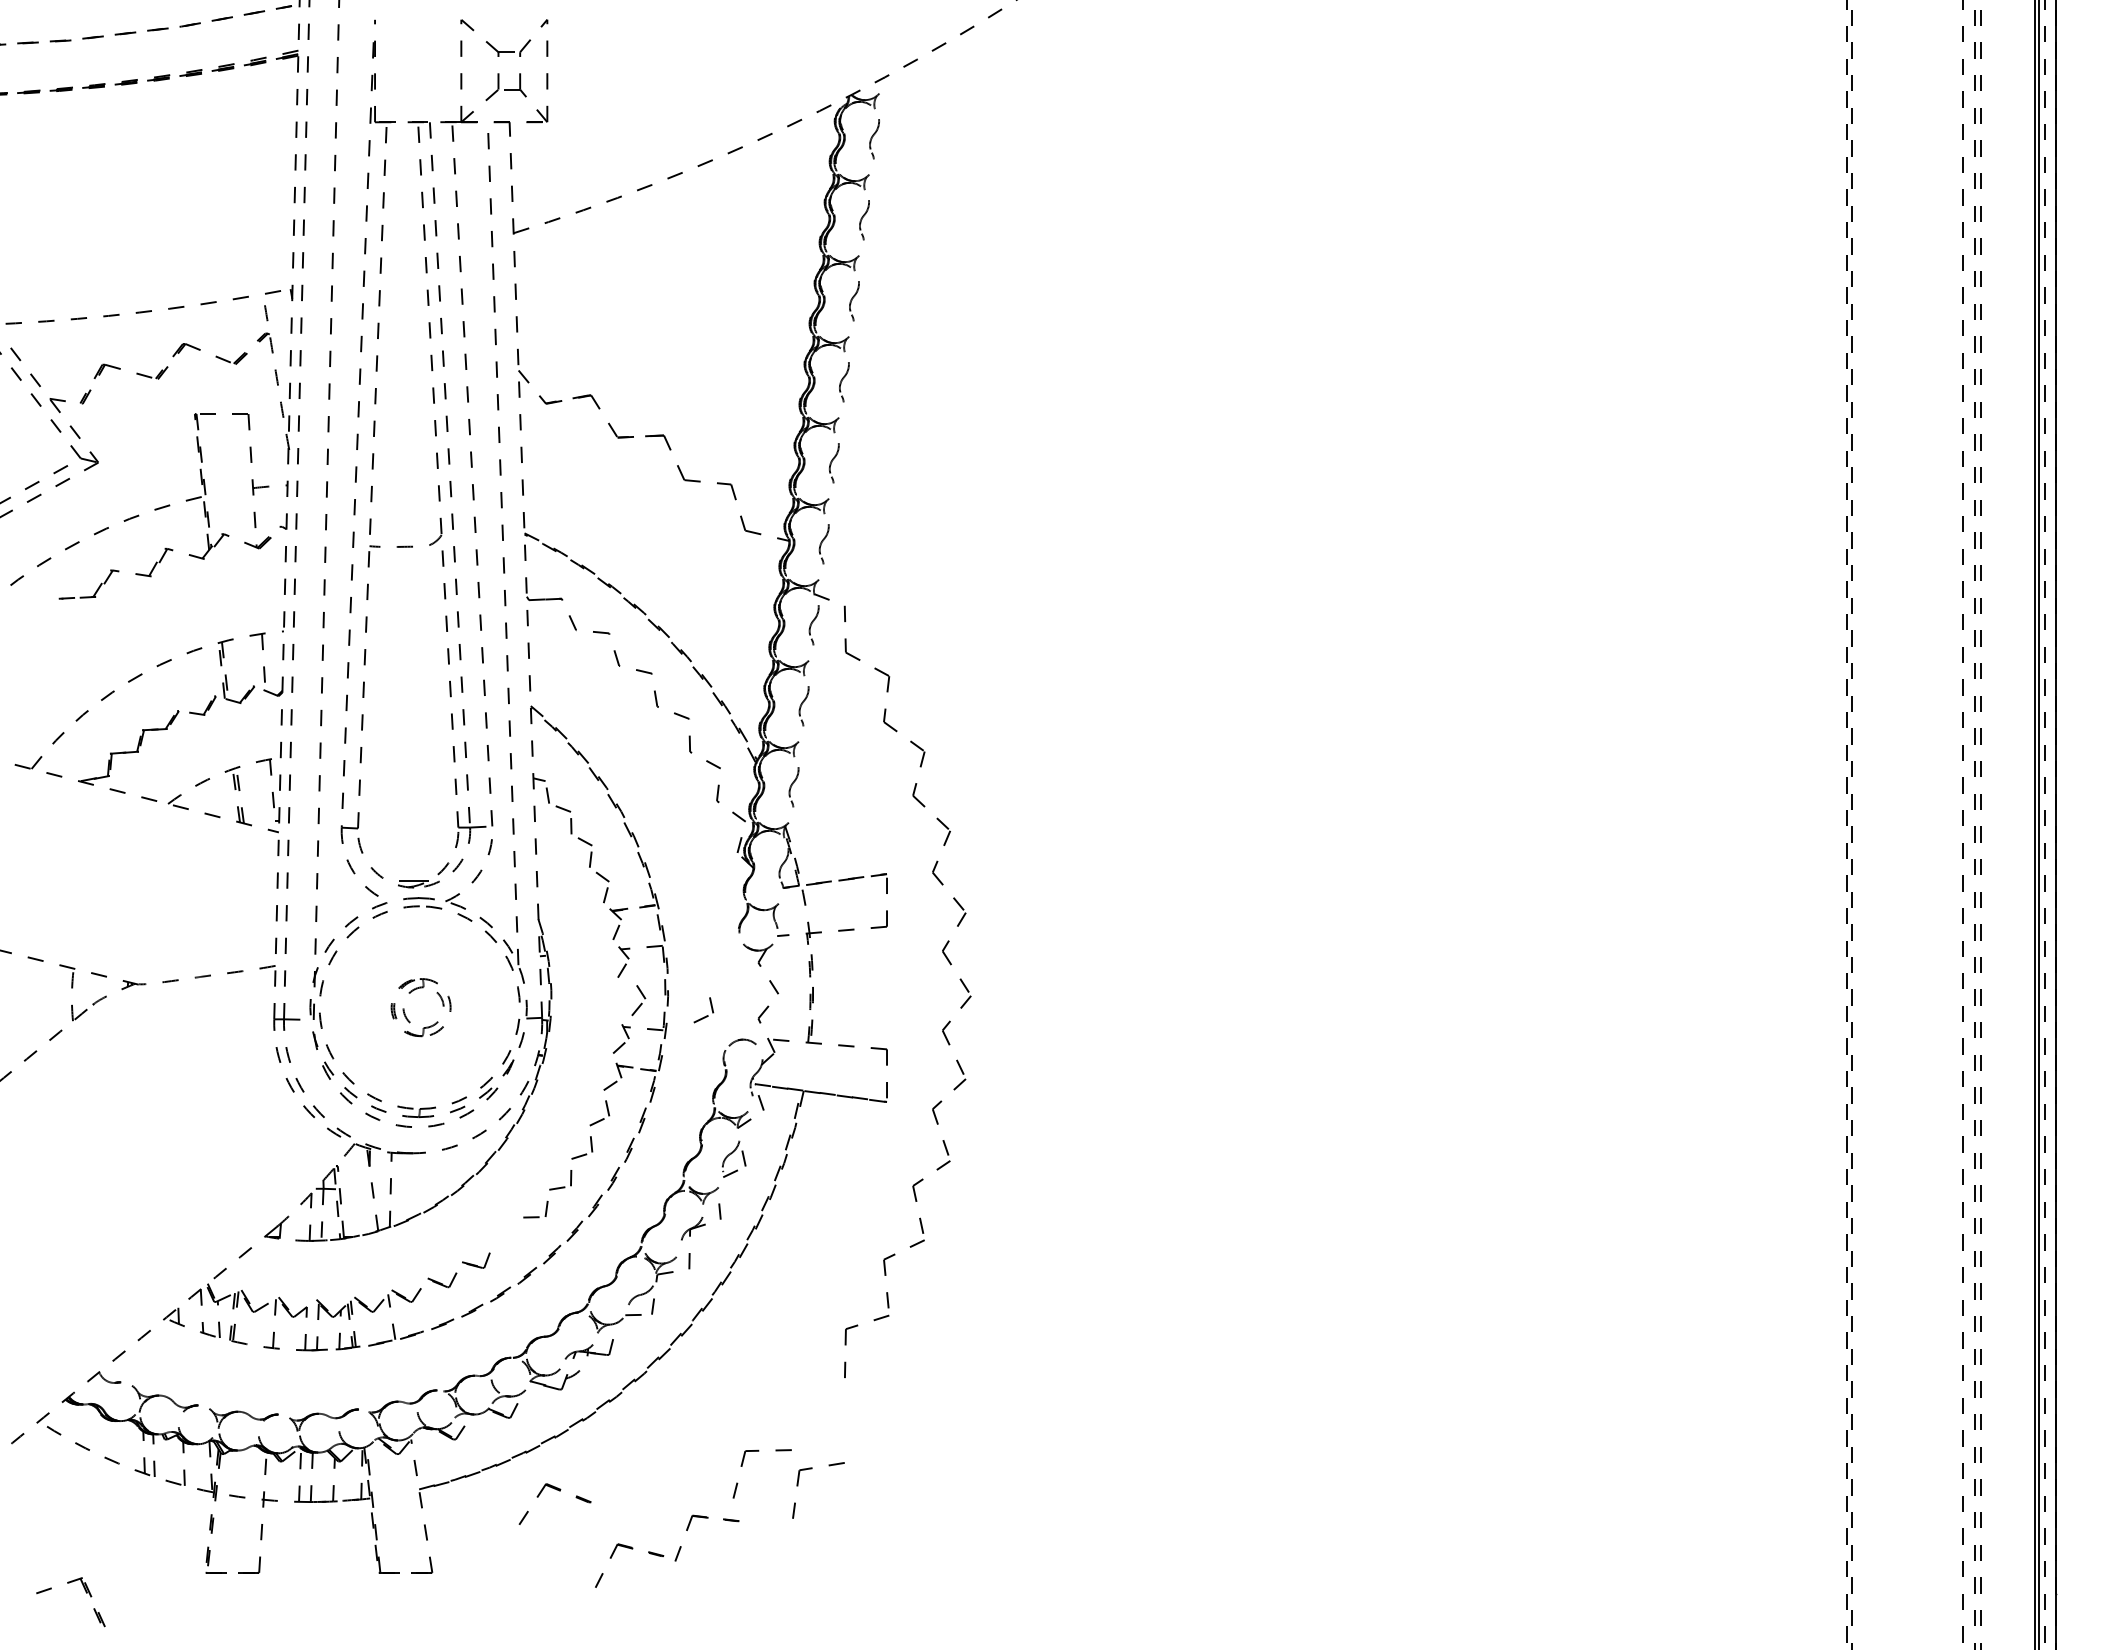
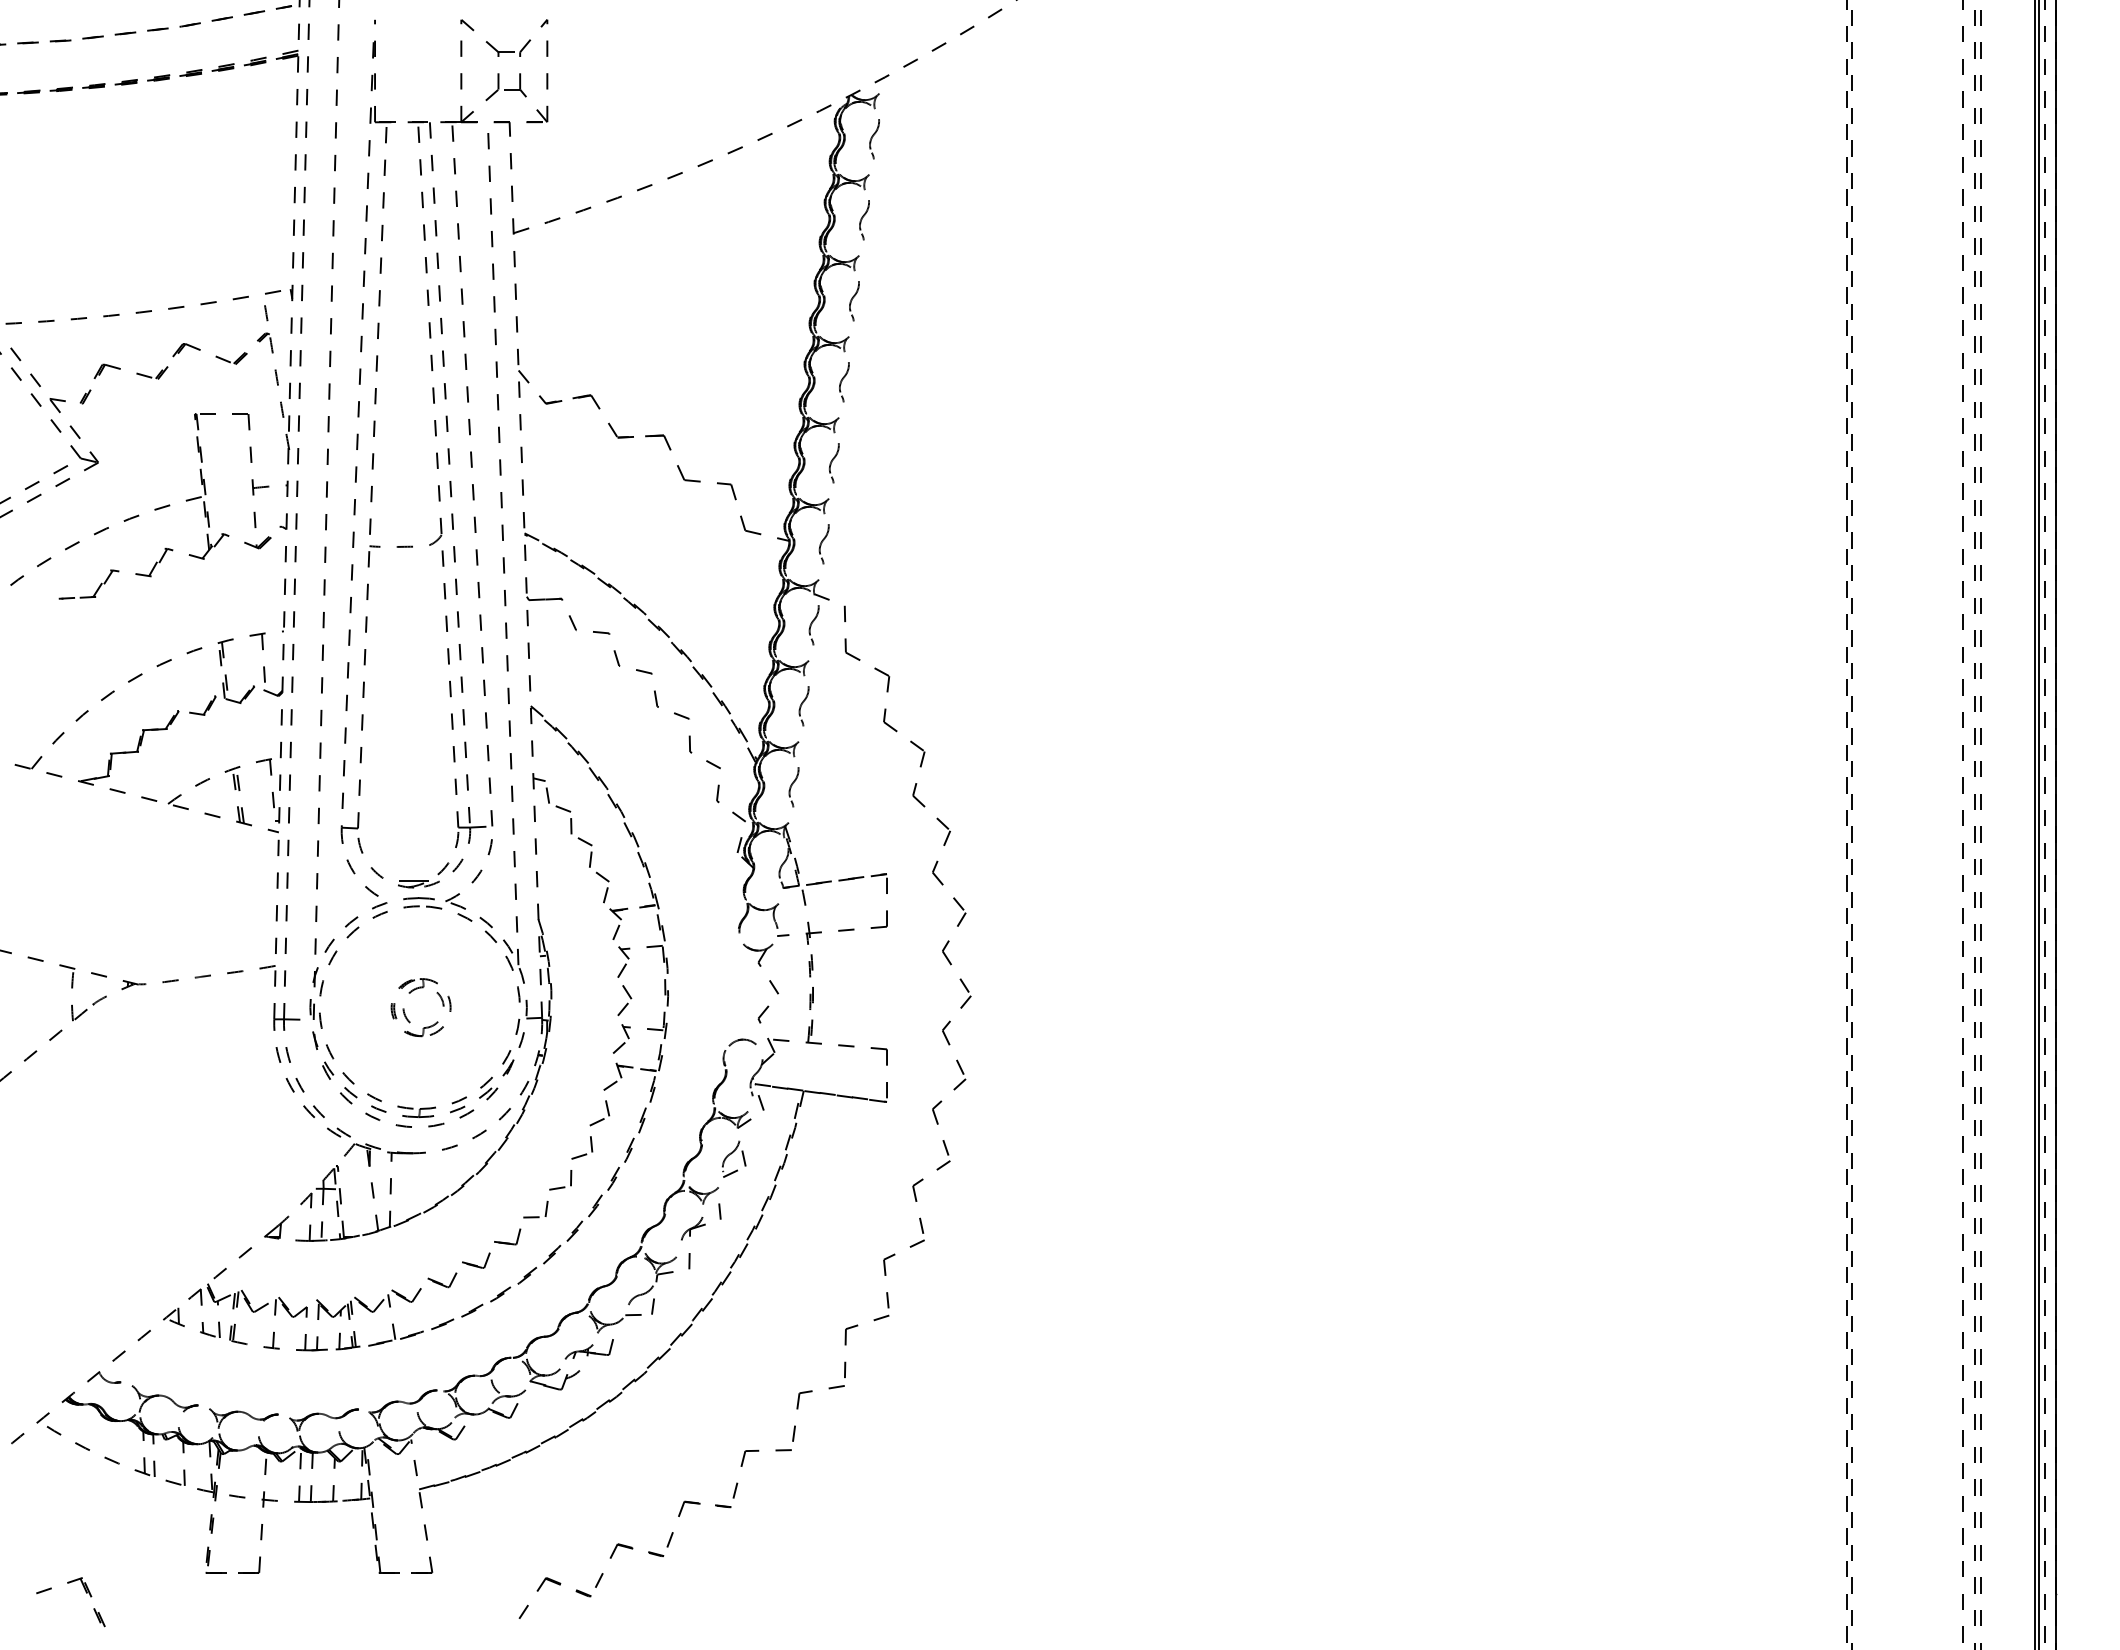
part position: (638, 1000) -> (624, 1000) (624, 1000)
part: present -> none (703, 1010)
part: none -> present (507, 1236)
part position: (798, 1486) -> (798, 1409) (798, 1409)
part position: (559, 1491) -> (559, 1585) (559, 1585)
part position: (706, 1518) -> (698, 1504) (698, 1504)
